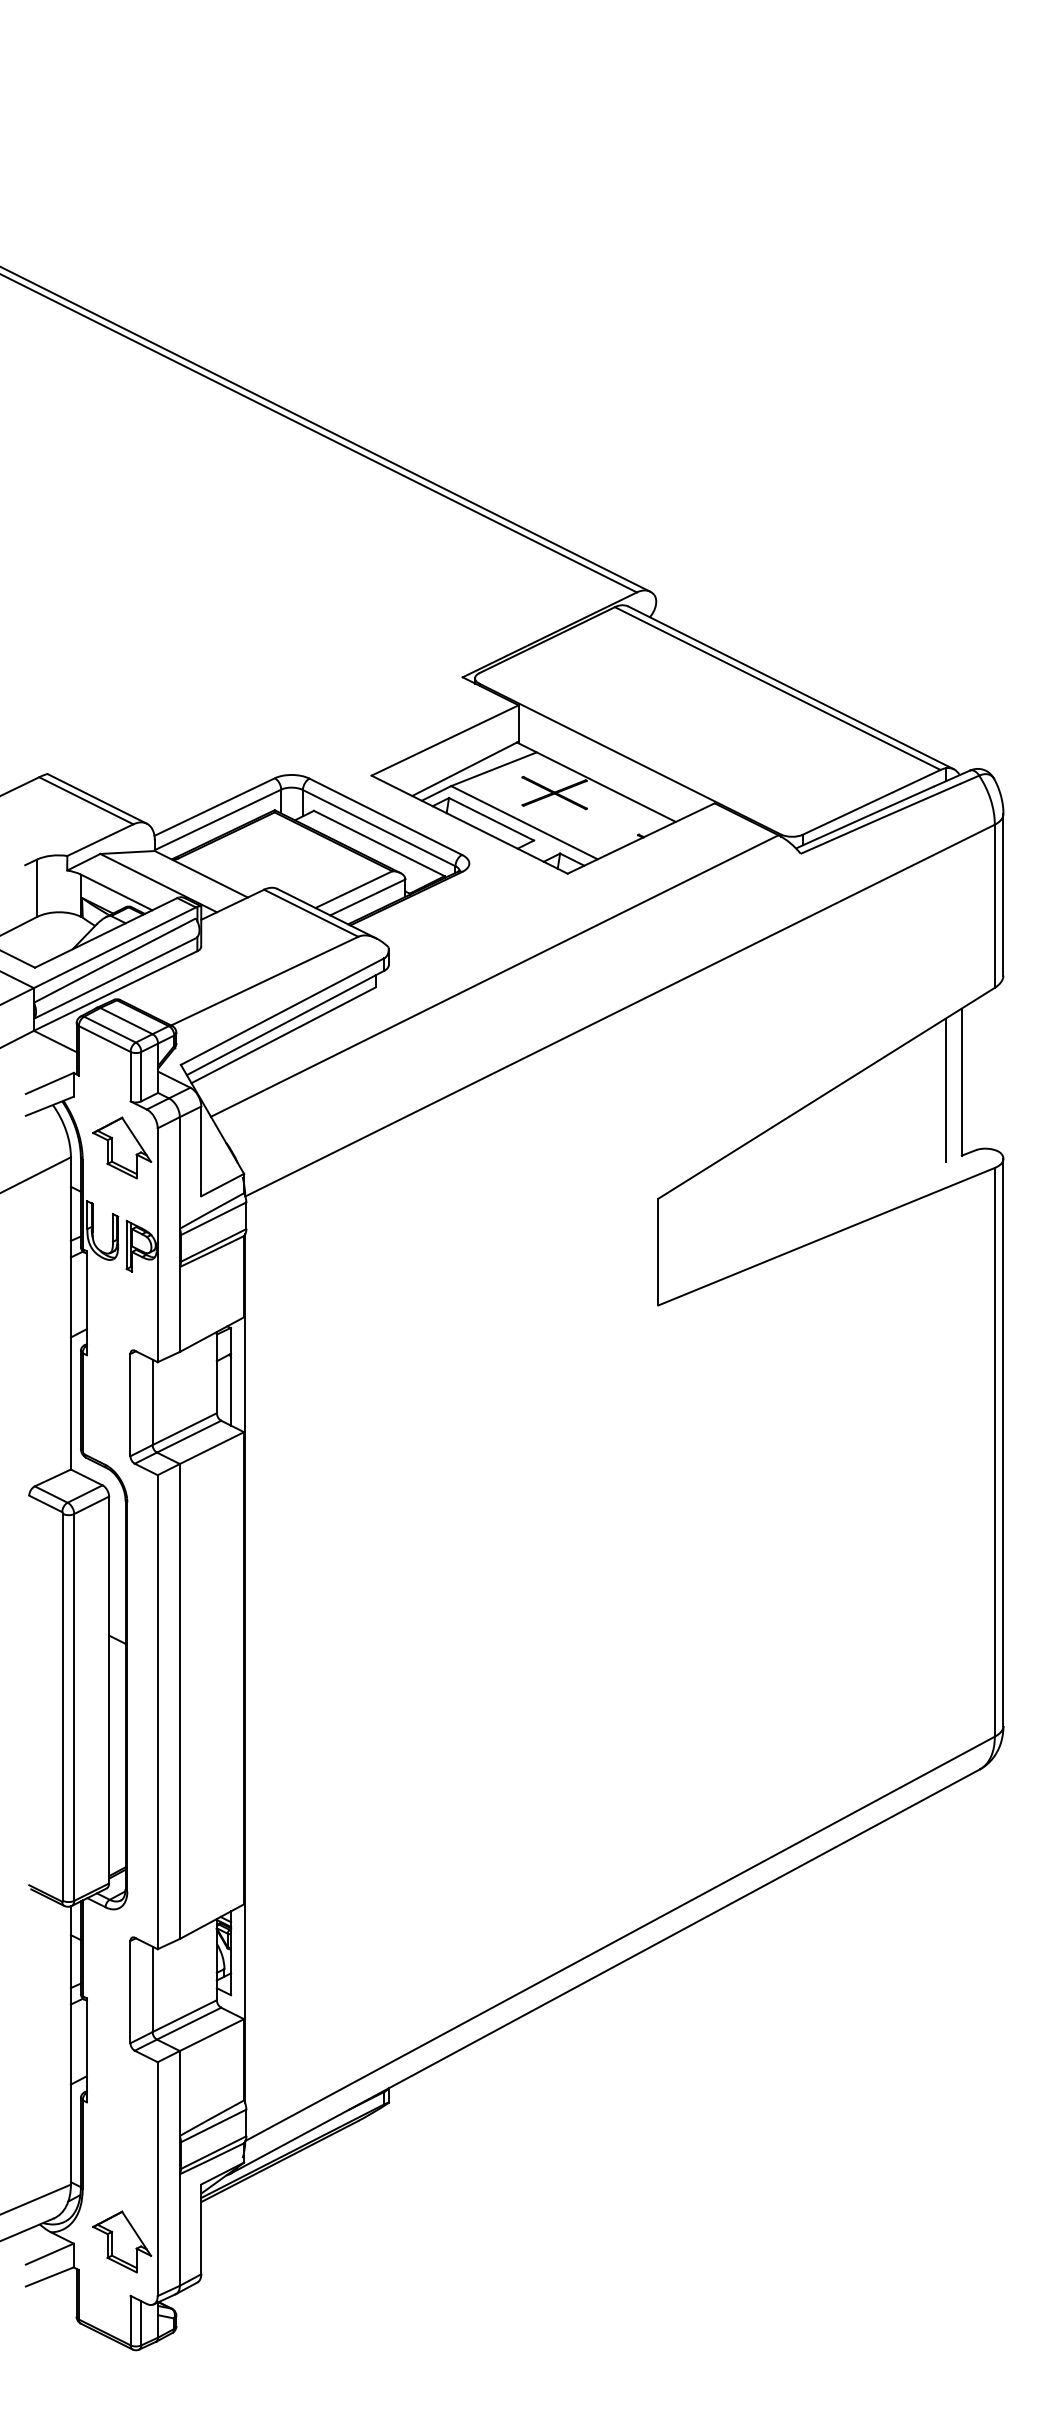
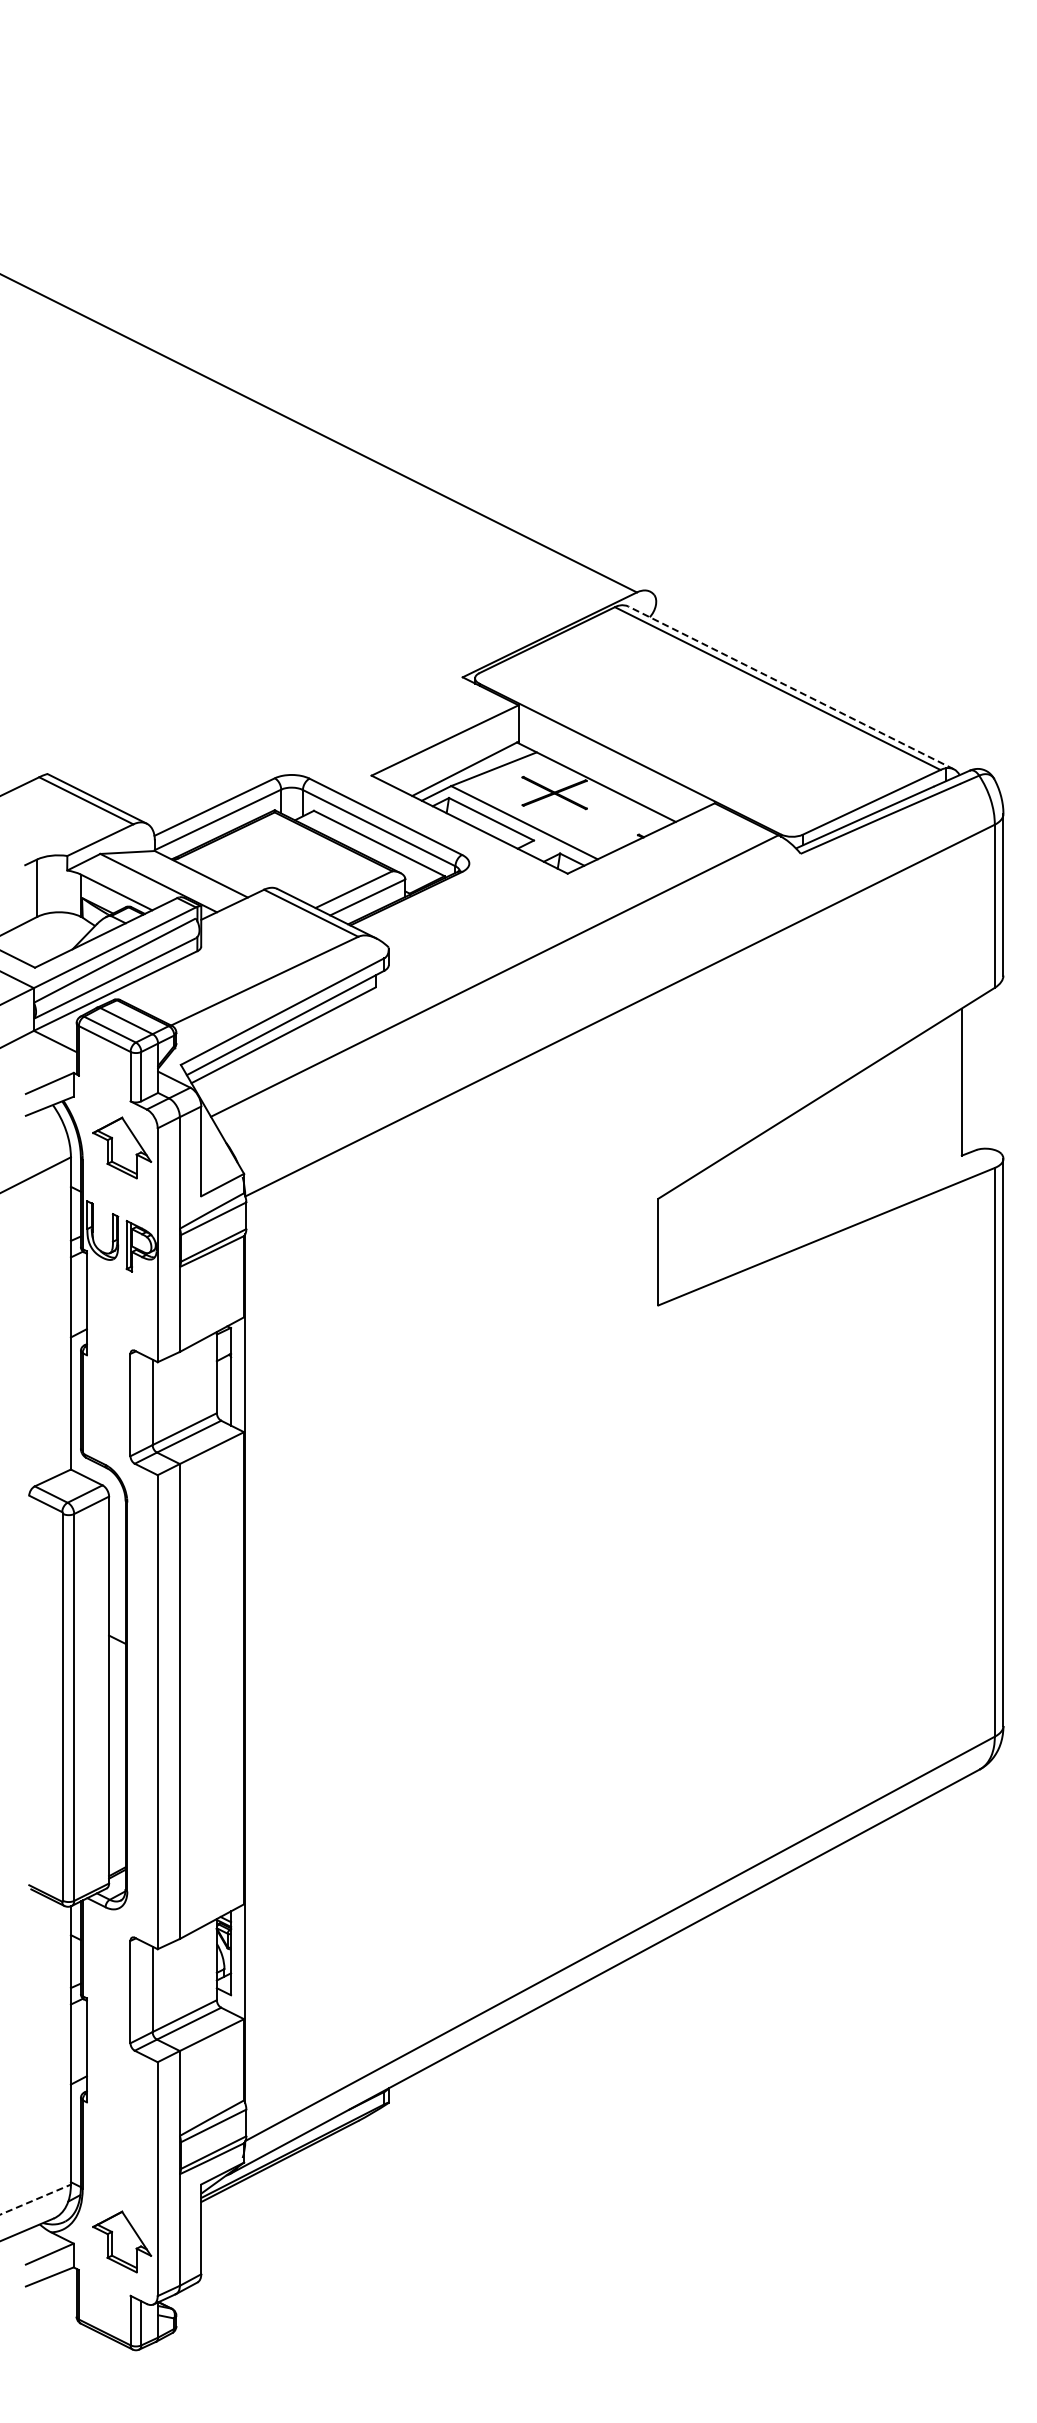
line: present -> none (326, 429)
line: solid -> dashed (791, 687)
line: present -> none (945, 1089)
line: solid -> dashed (36, 2199)
